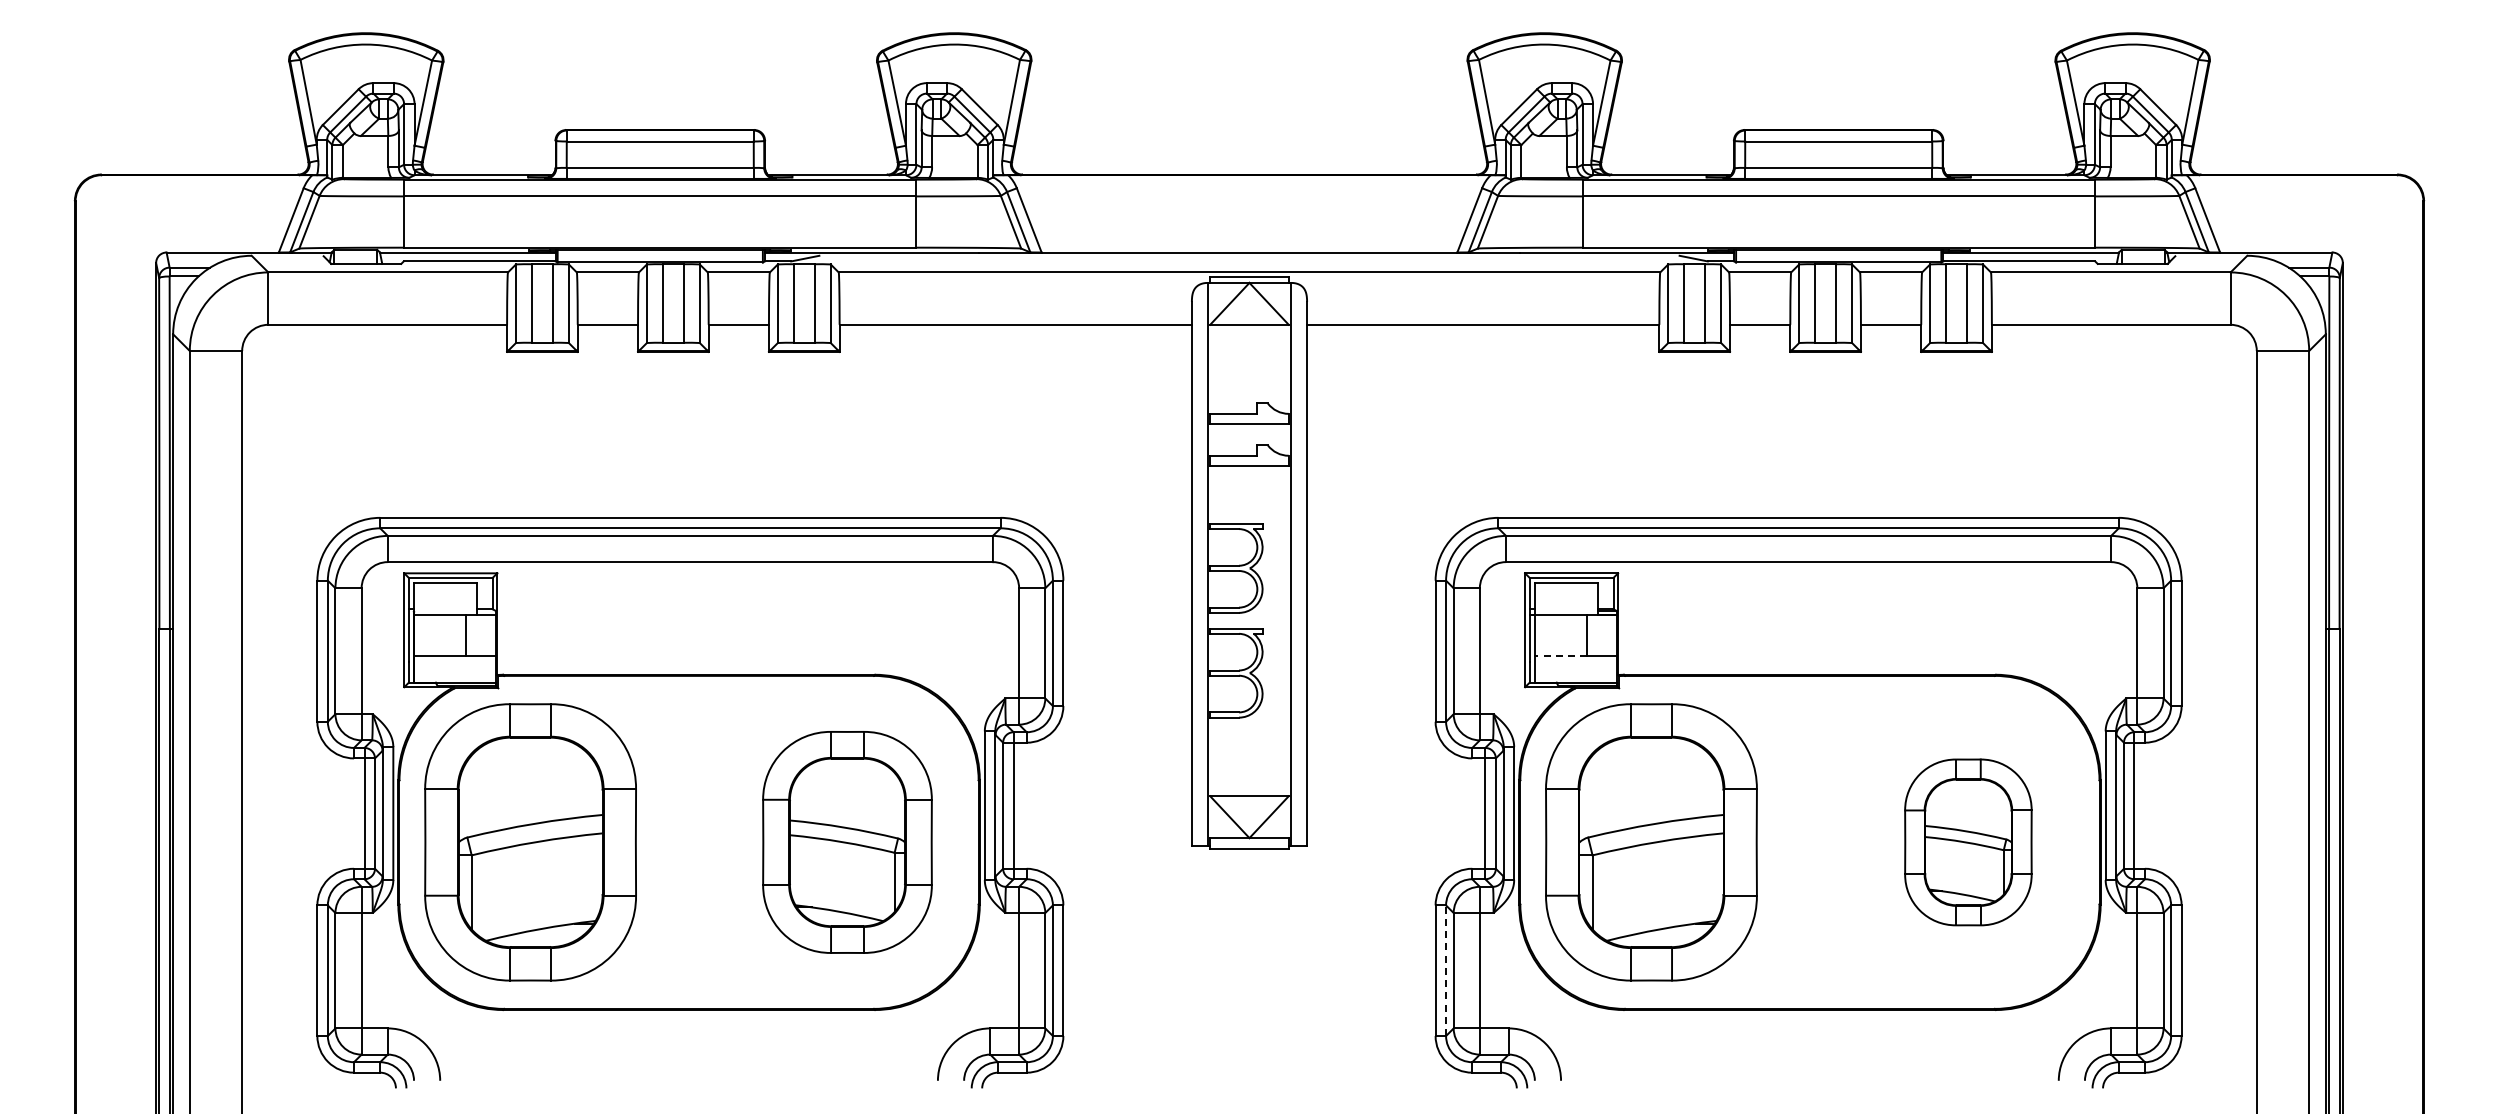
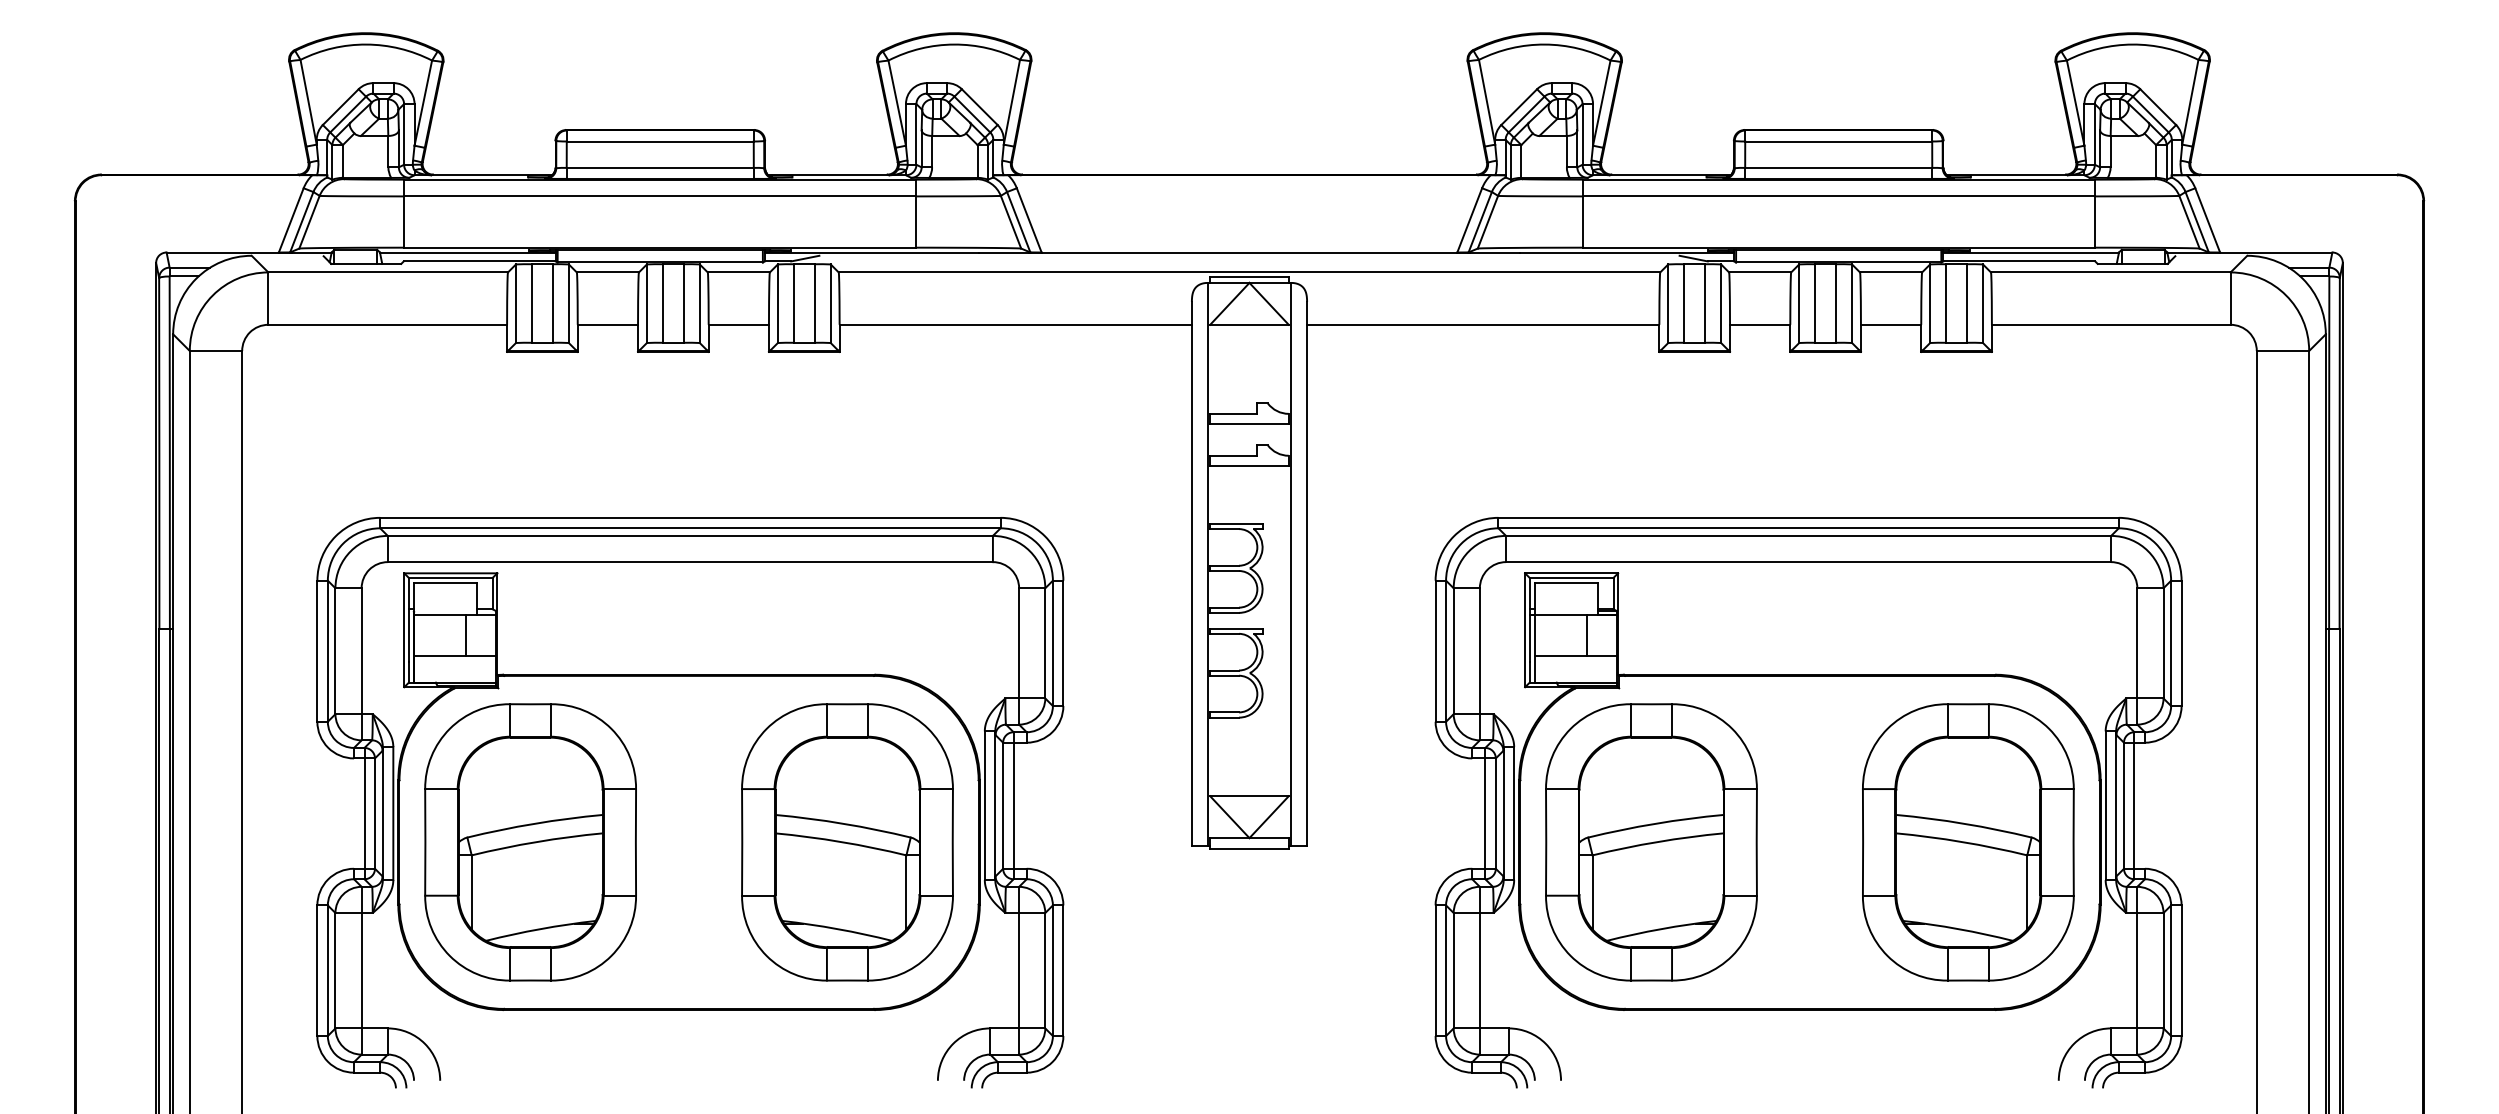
line: dashed -> solid (1560, 656)
part size: 171x223 px -> 213x279 px (847, 842)
part size: 129x169 px -> 213x279 px (1968, 842)
line: dashed -> solid (1446, 970)
